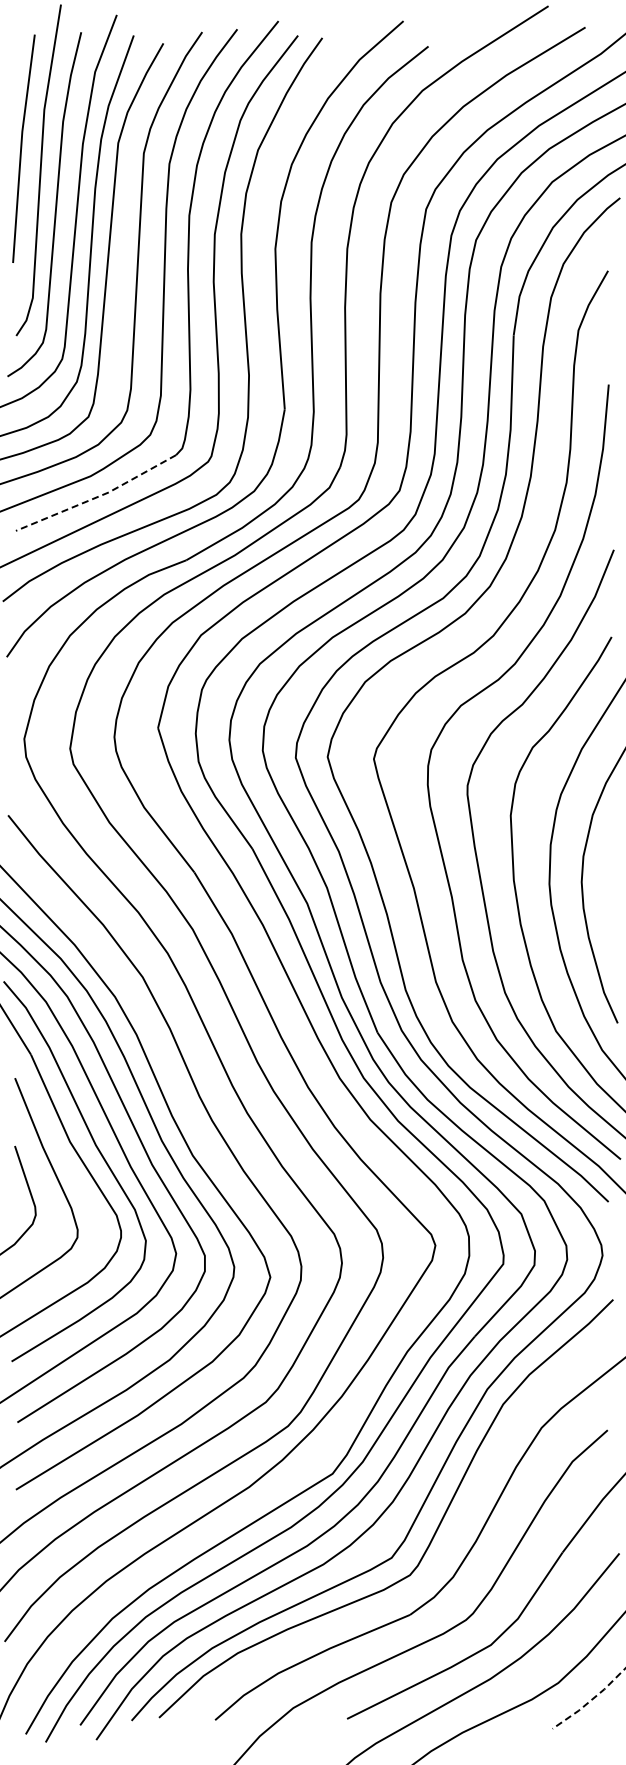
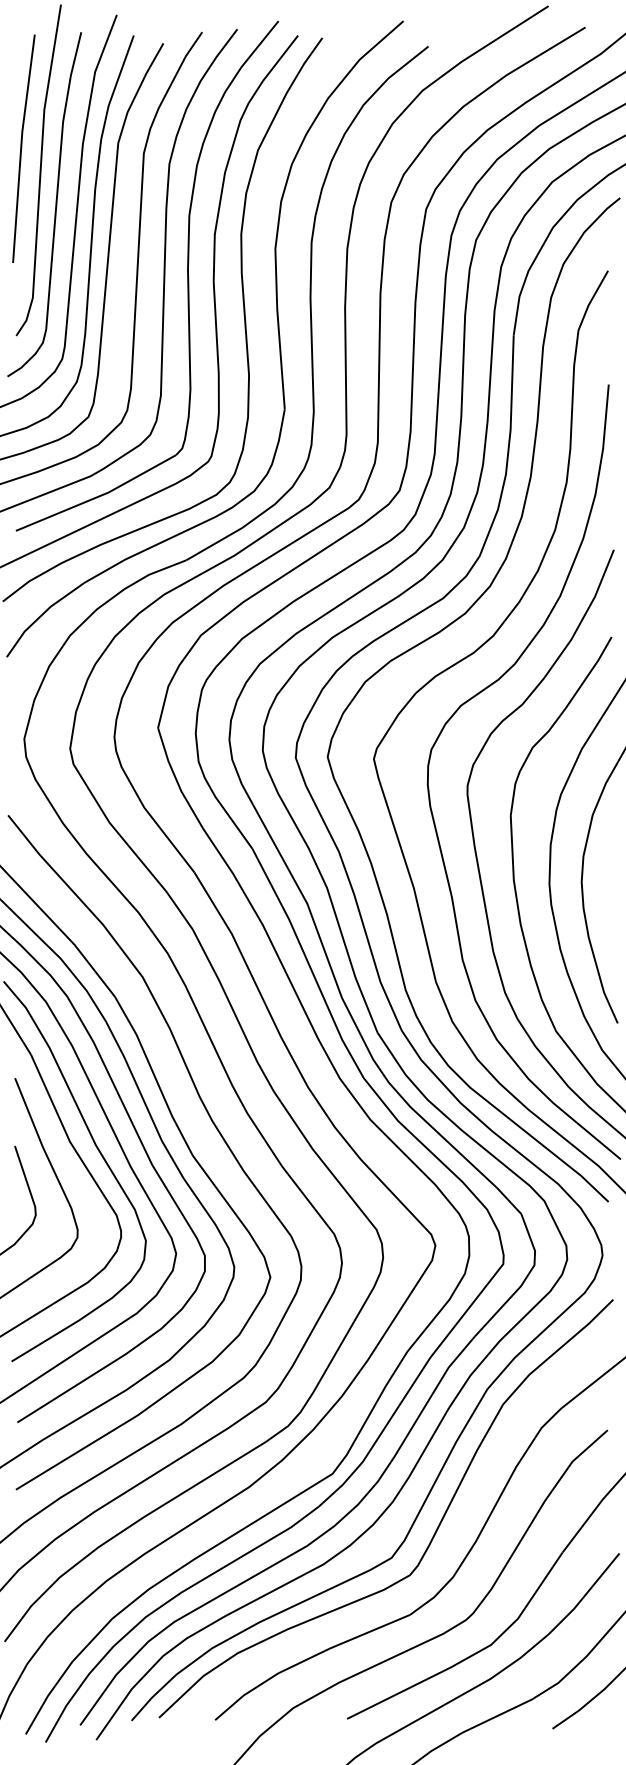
line: dashed -> solid (98, 496)
line: dashed -> solid (590, 1700)
